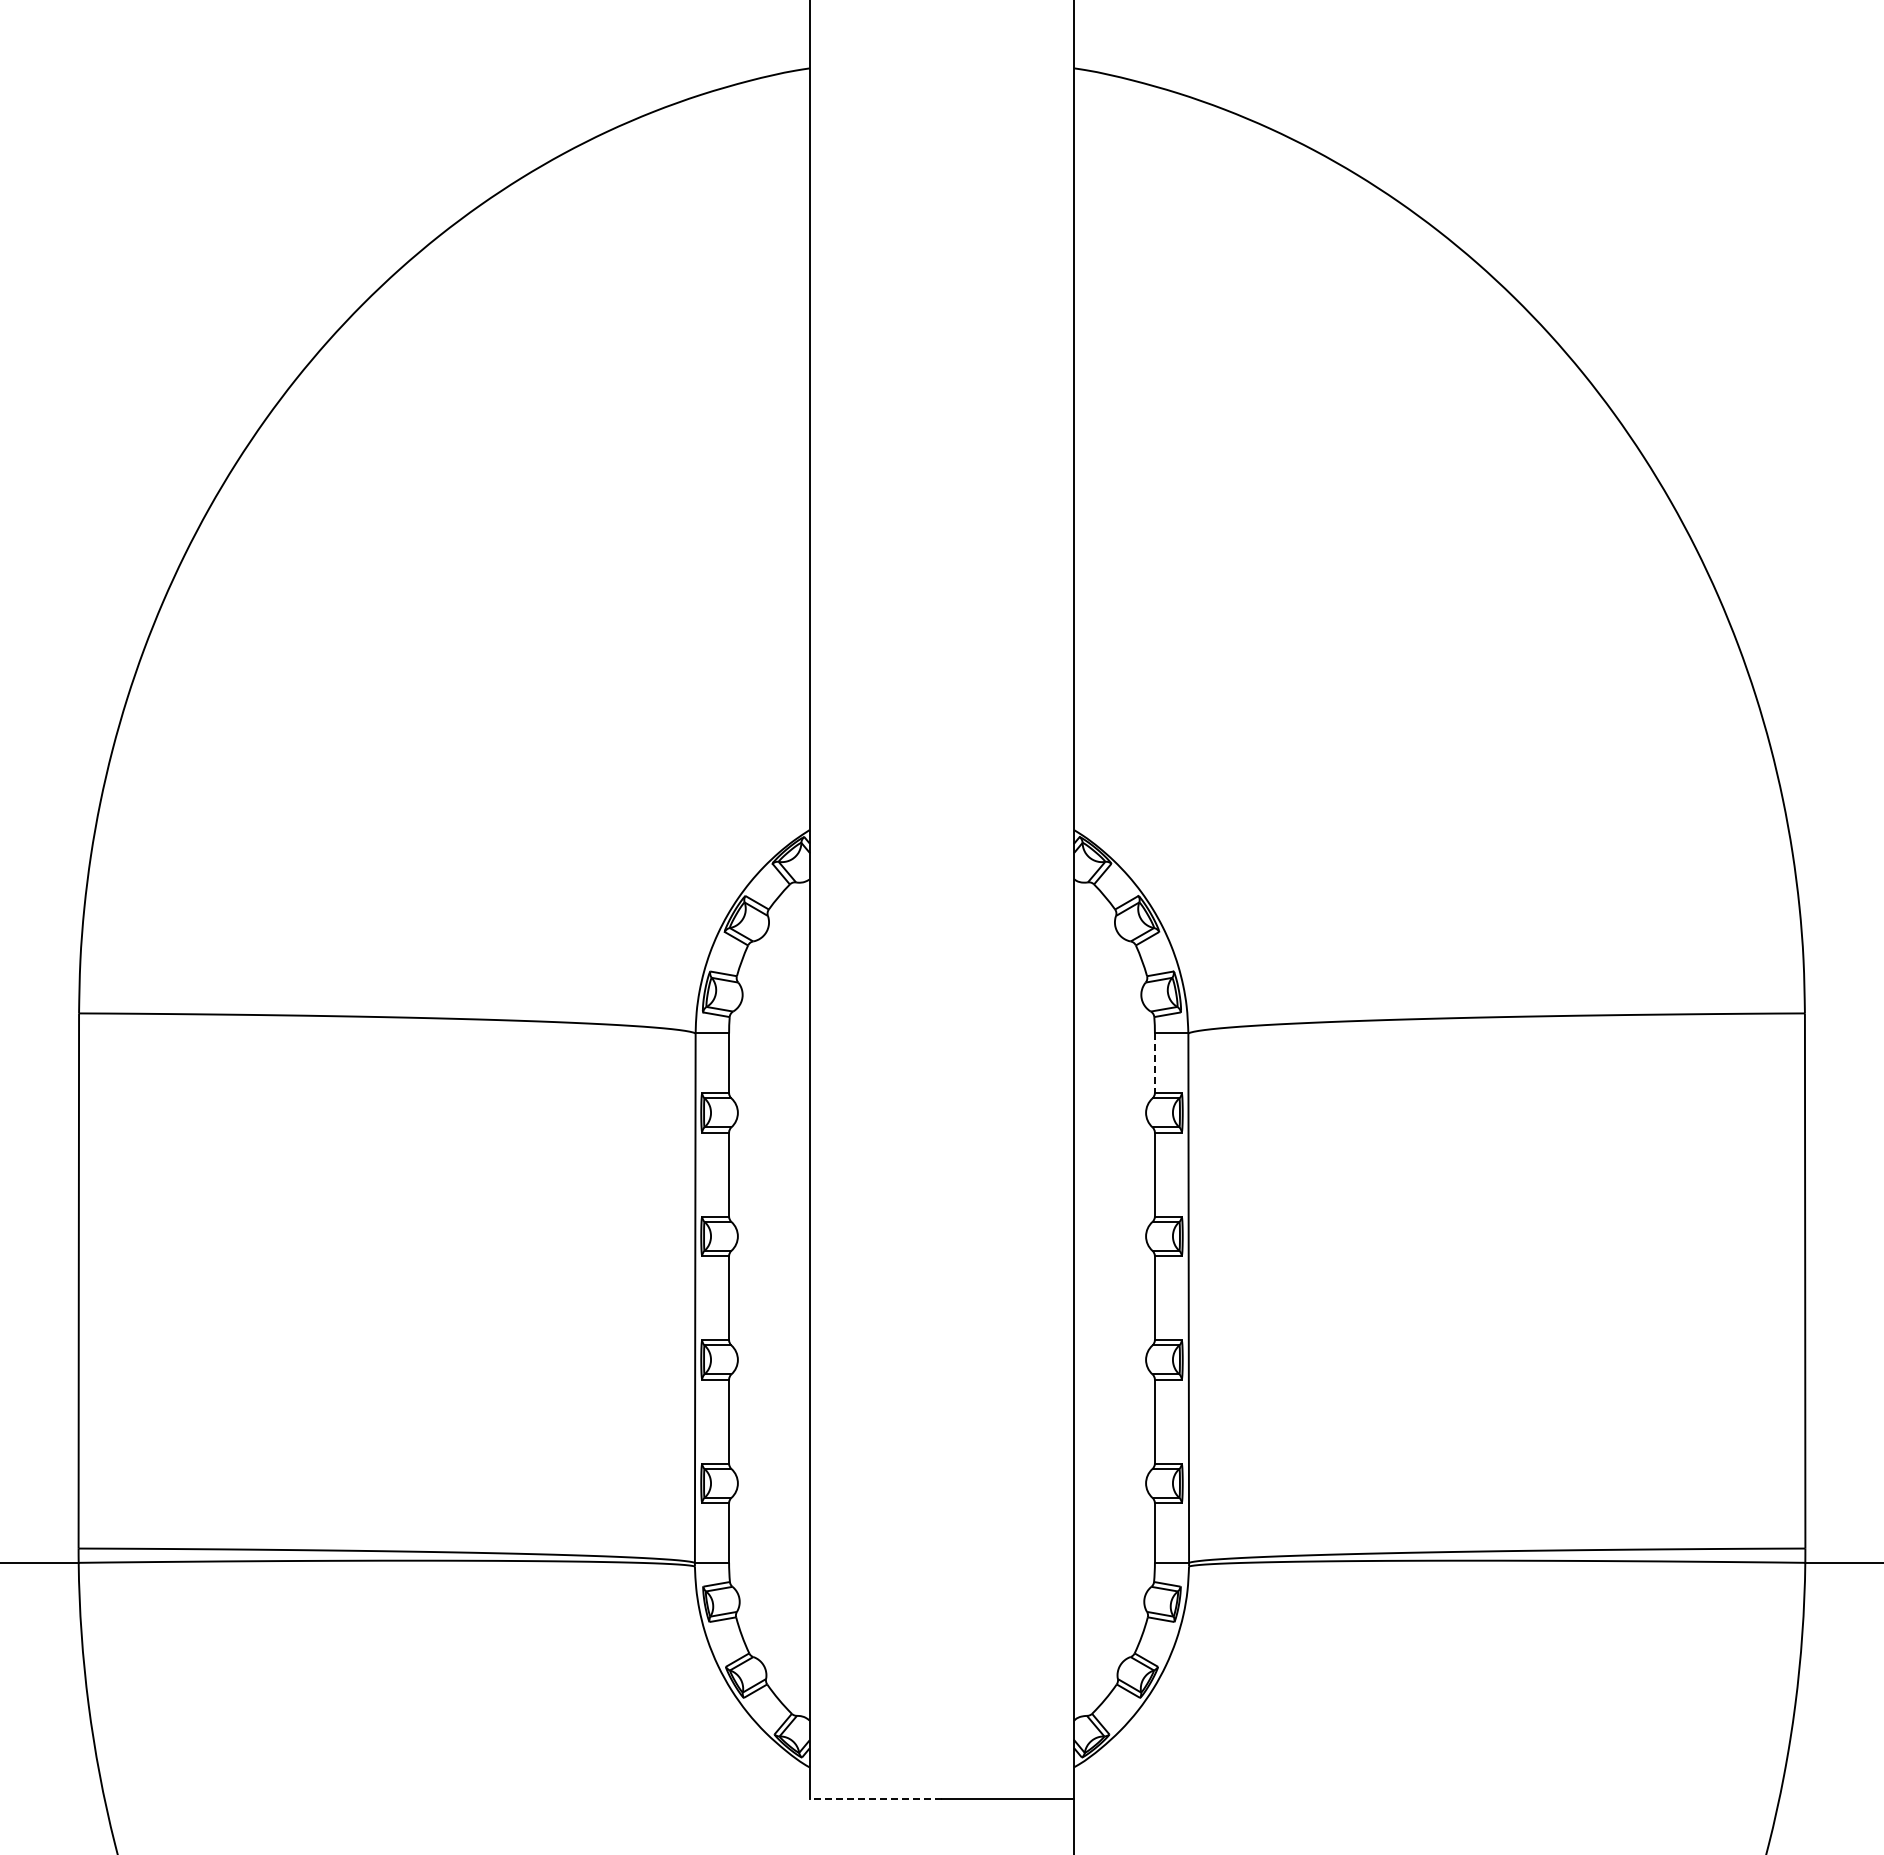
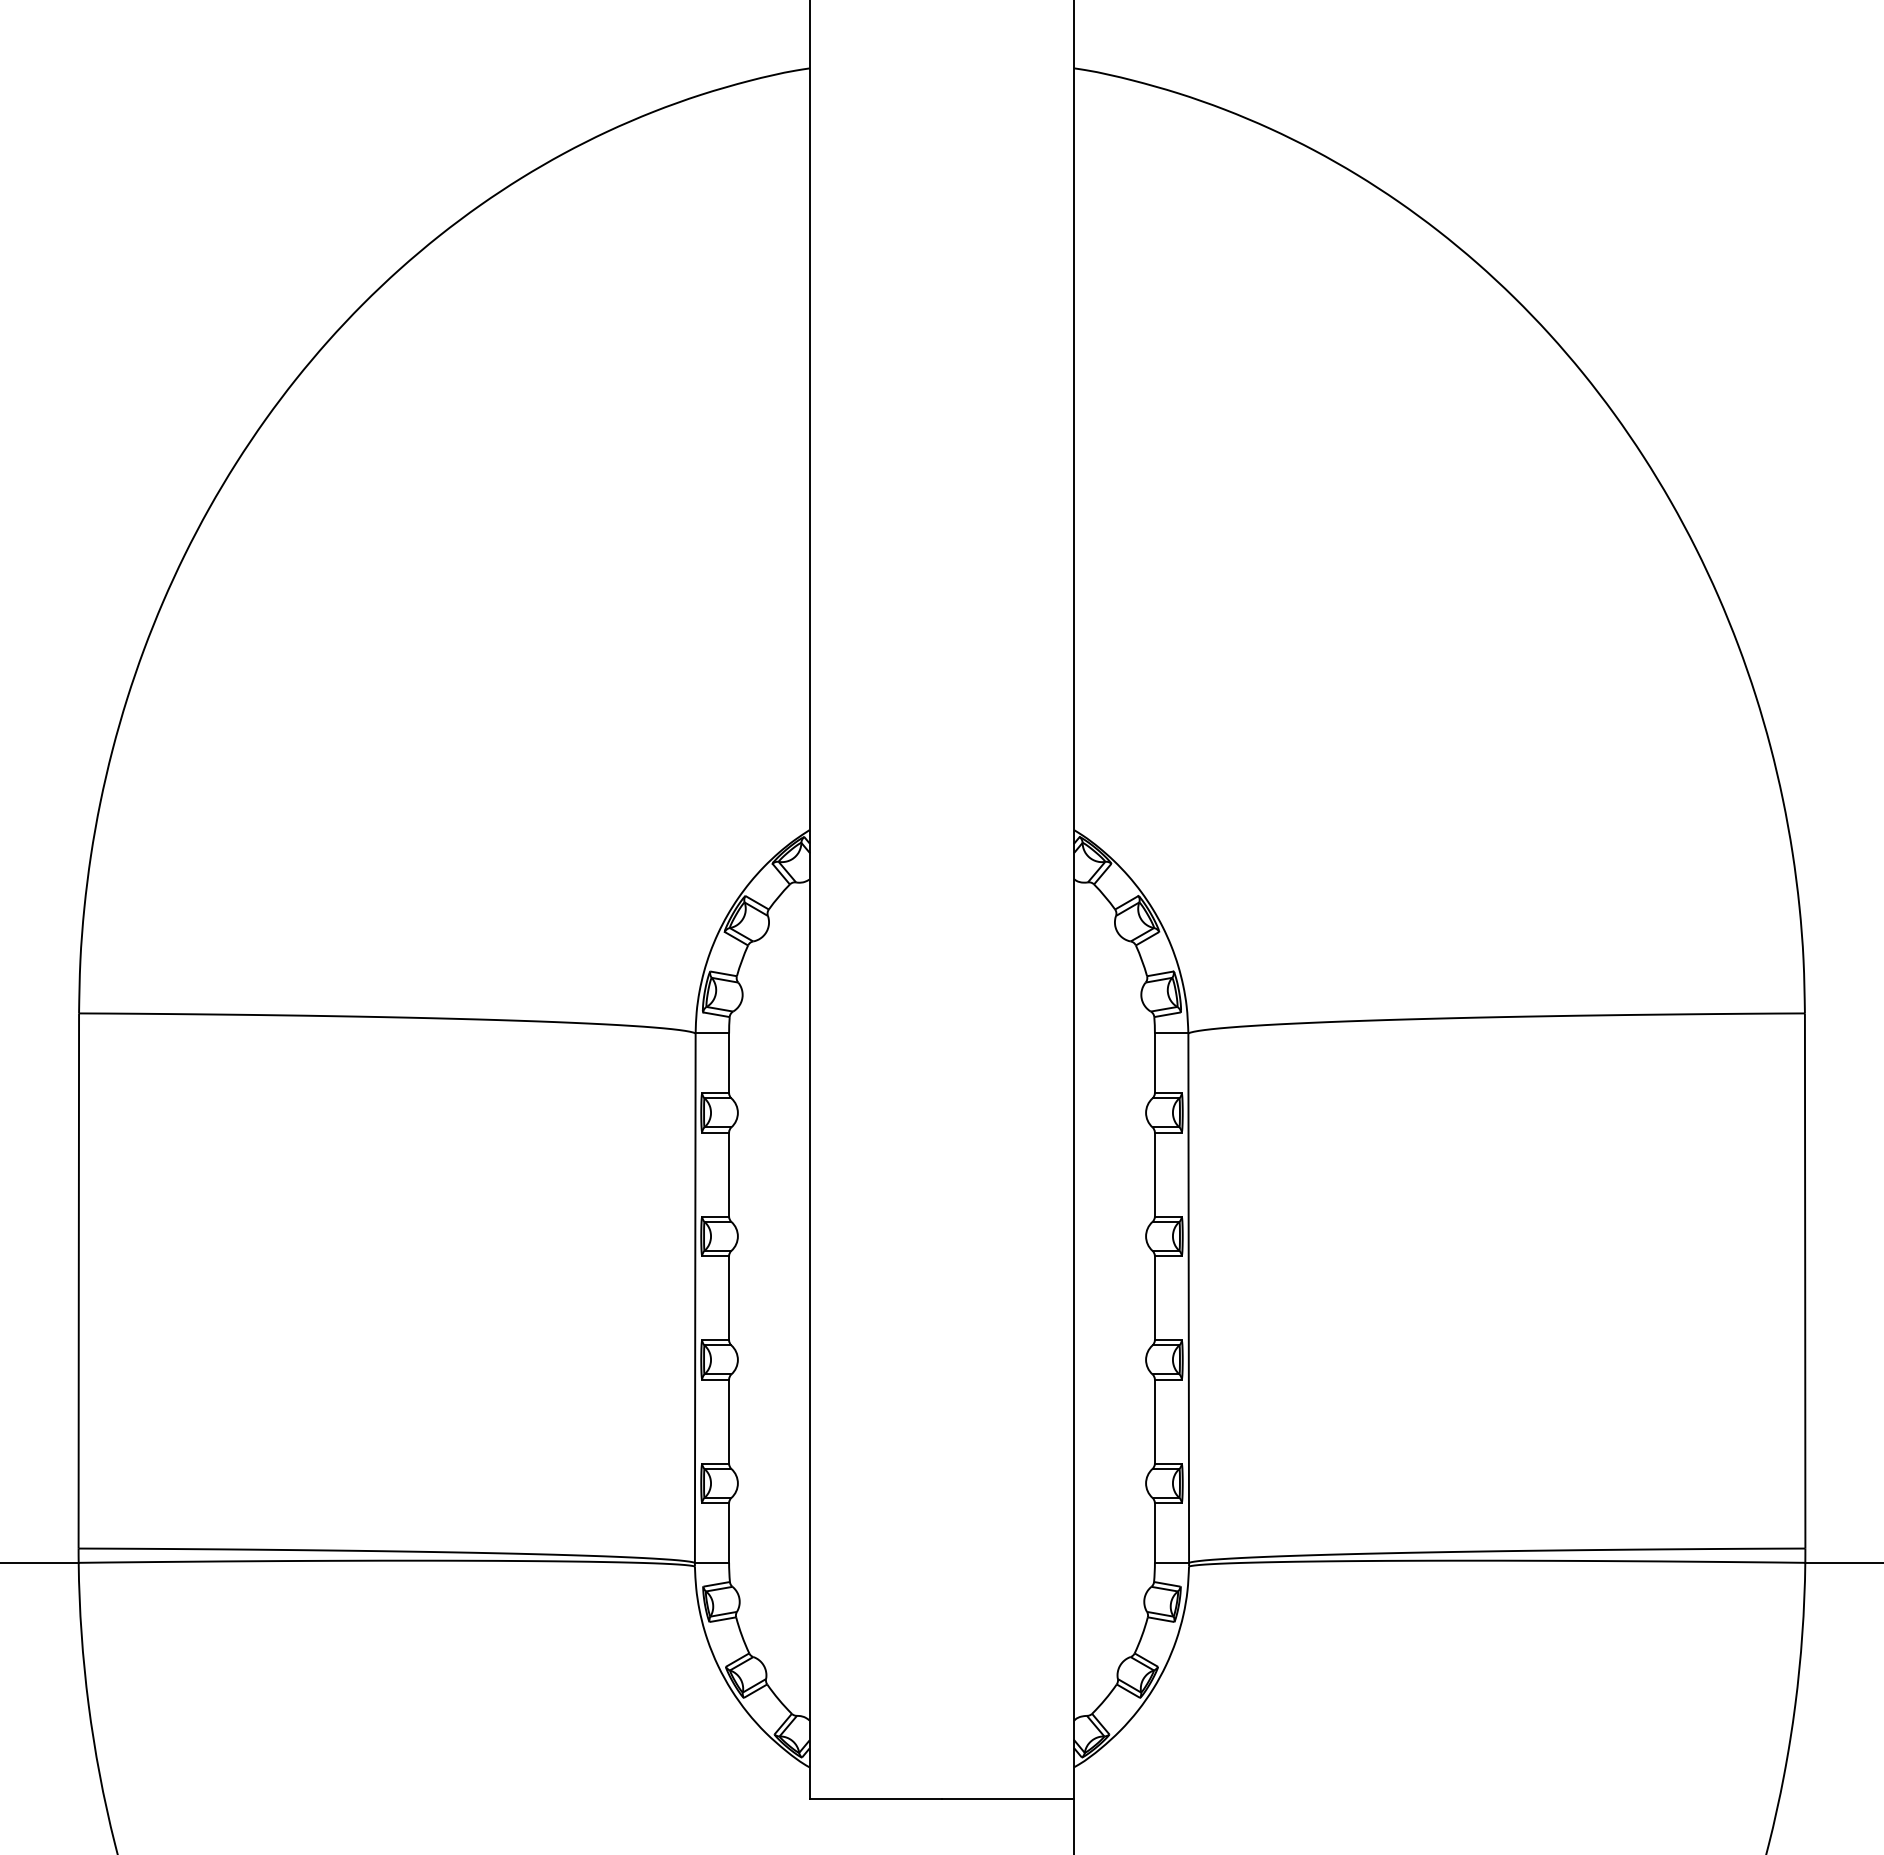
line: dashed -> solid (1154, 1063)
line: dashed -> solid (875, 1799)
